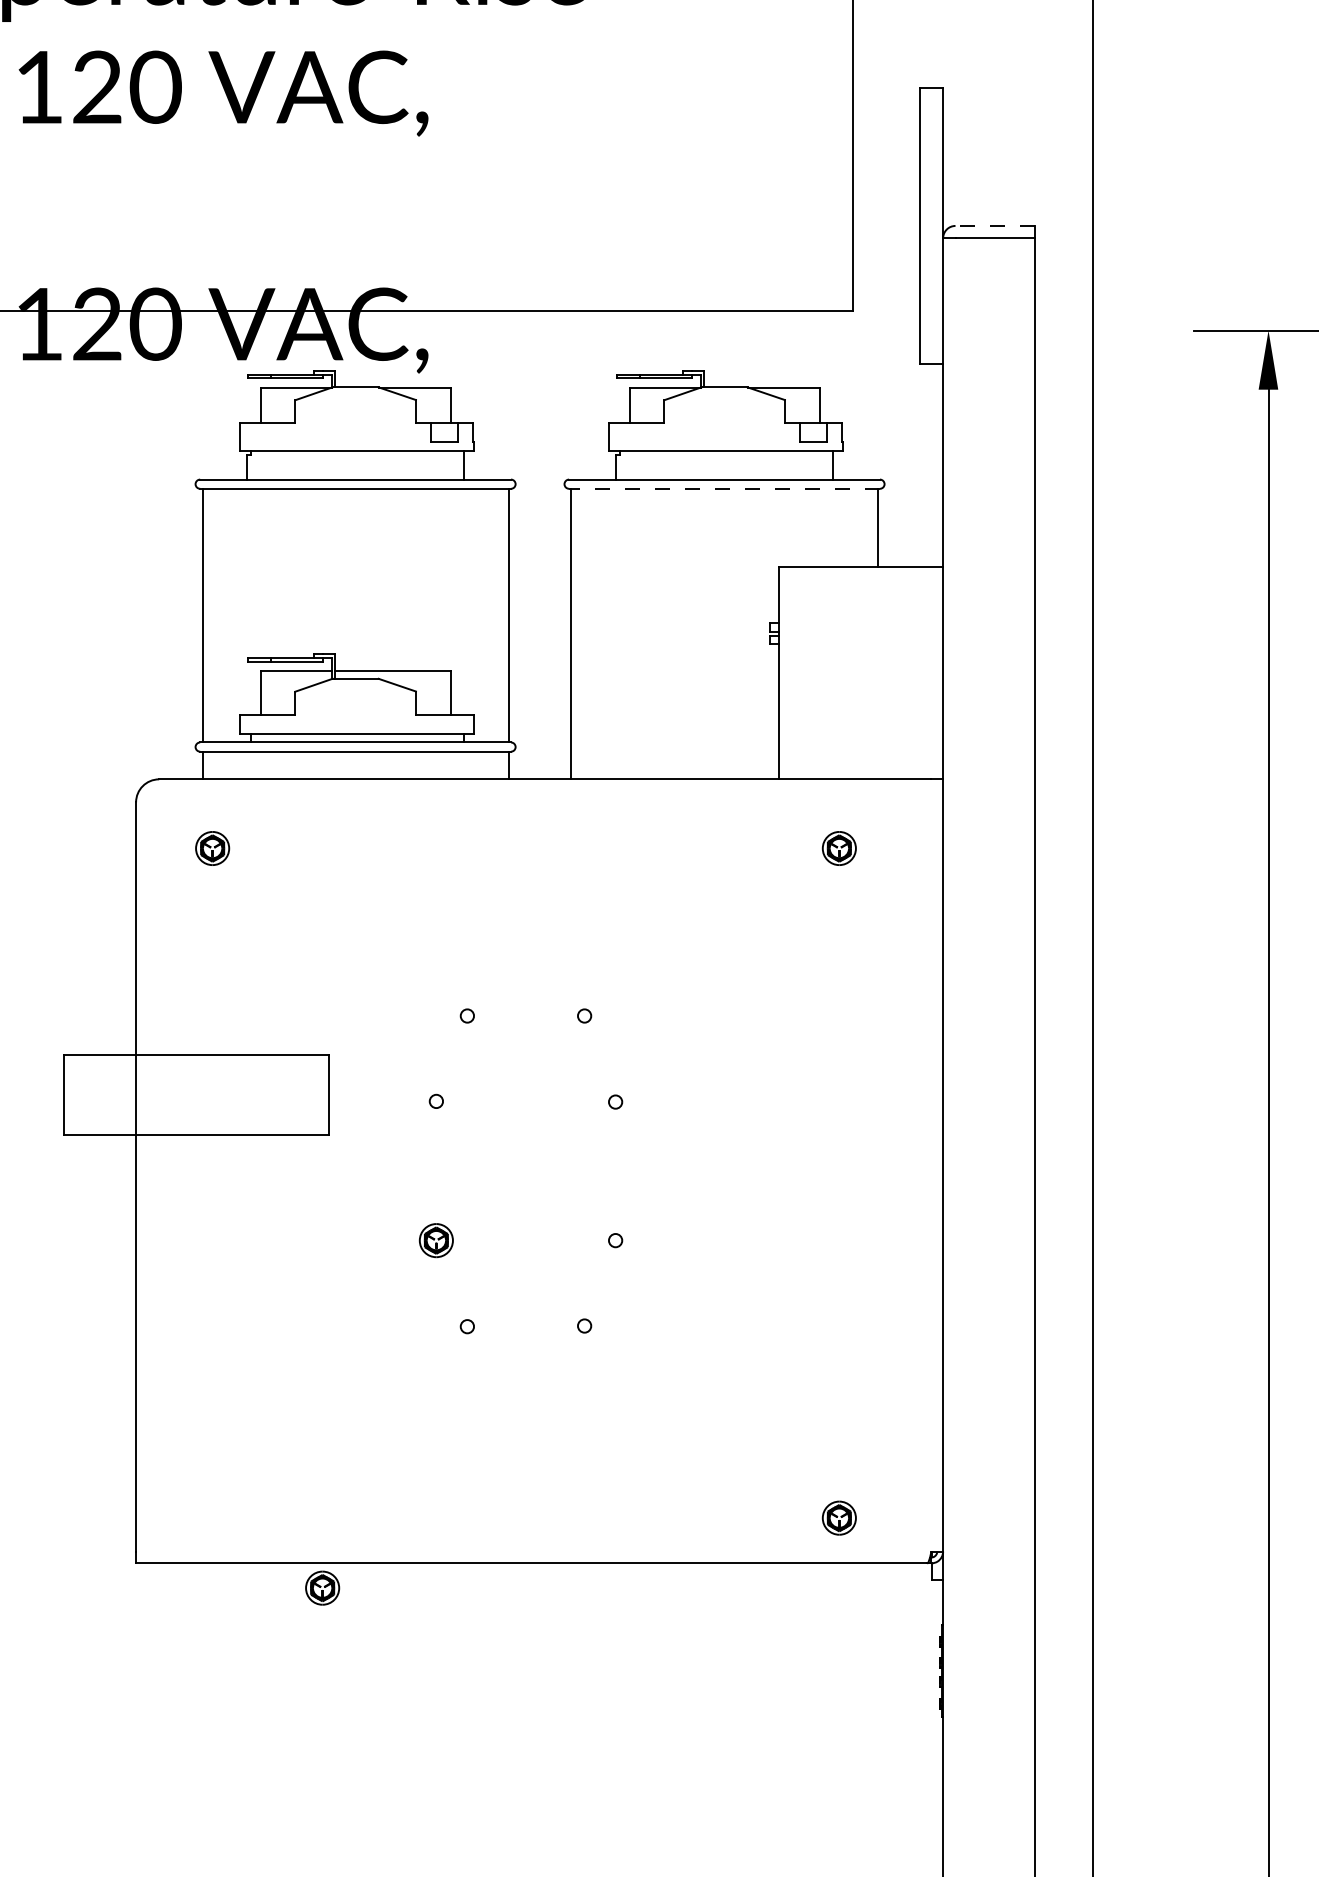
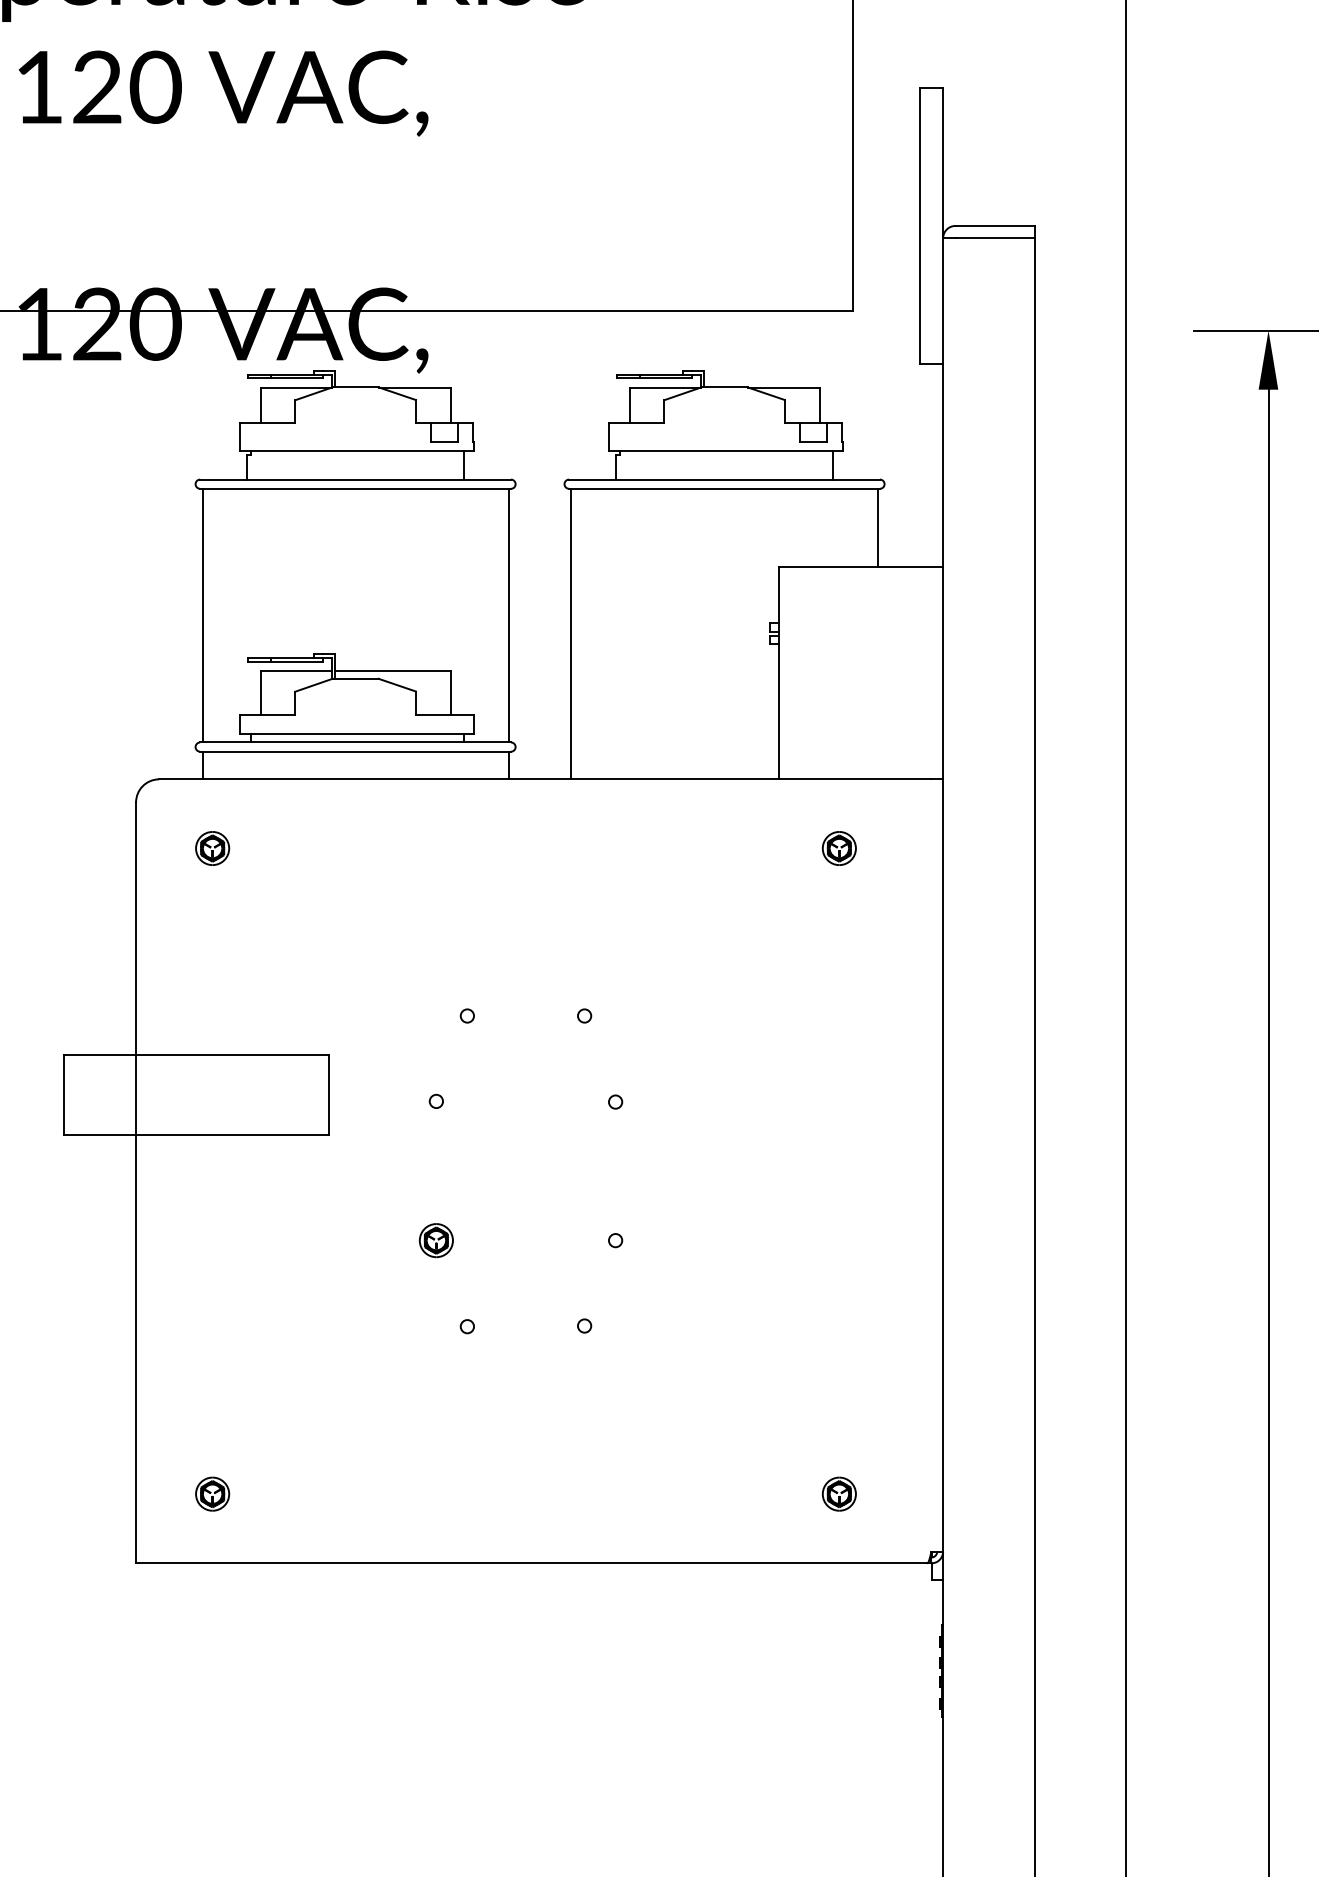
line: dashed -> solid (995, 225)
line: dashed -> solid (724, 488)
line position: (1093, 937) -> (1126, 937) (1126, 937)
part position: (838, 1517) -> (838, 1493) (838, 1493)
part position: (322, 1587) -> (212, 1493) (212, 1493)
